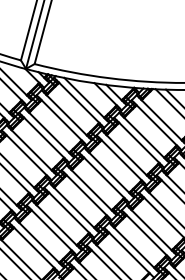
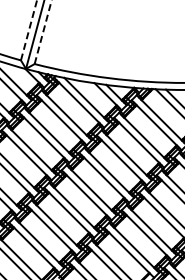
line: solid -> dashed (28, 30)
line: solid -> dashed (43, 32)
